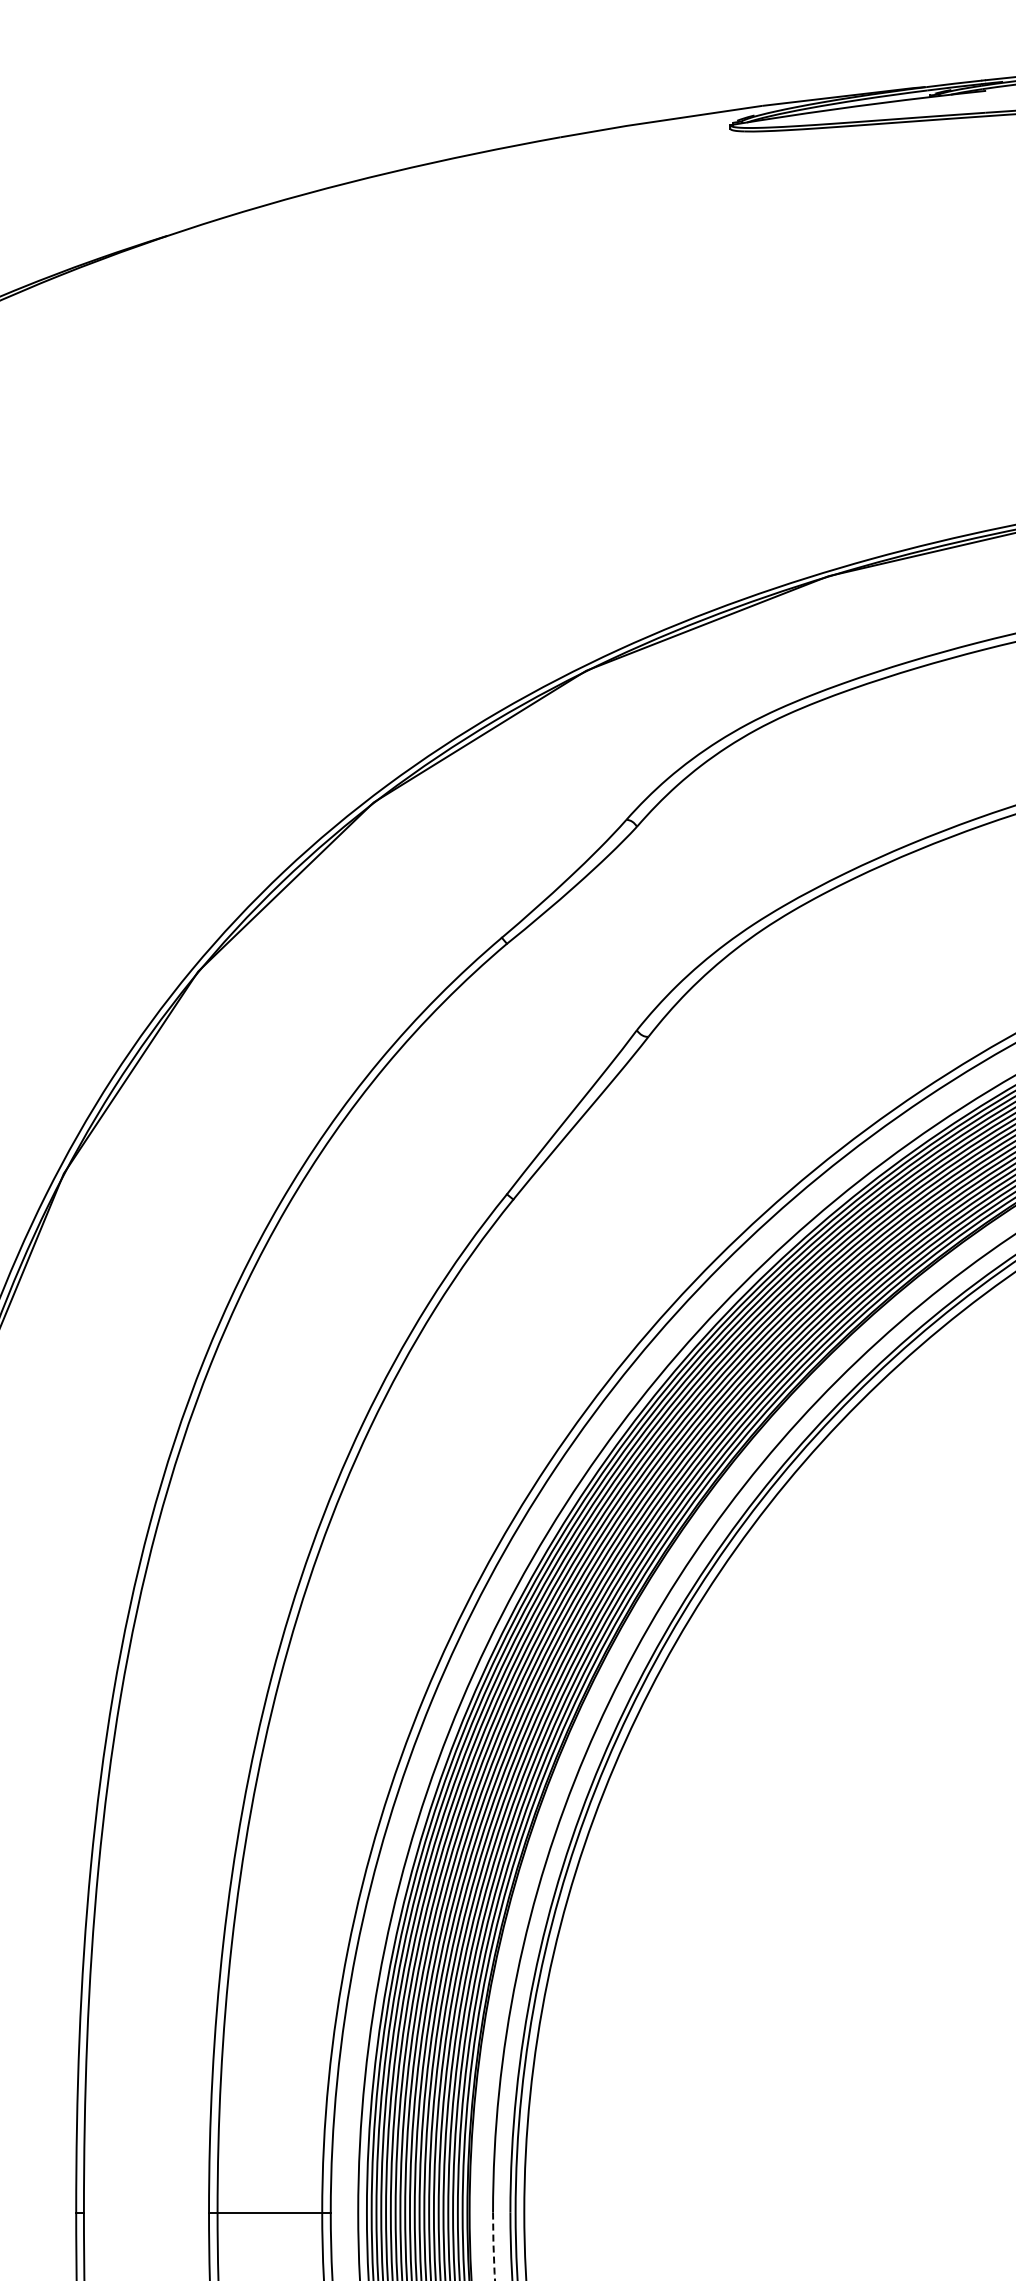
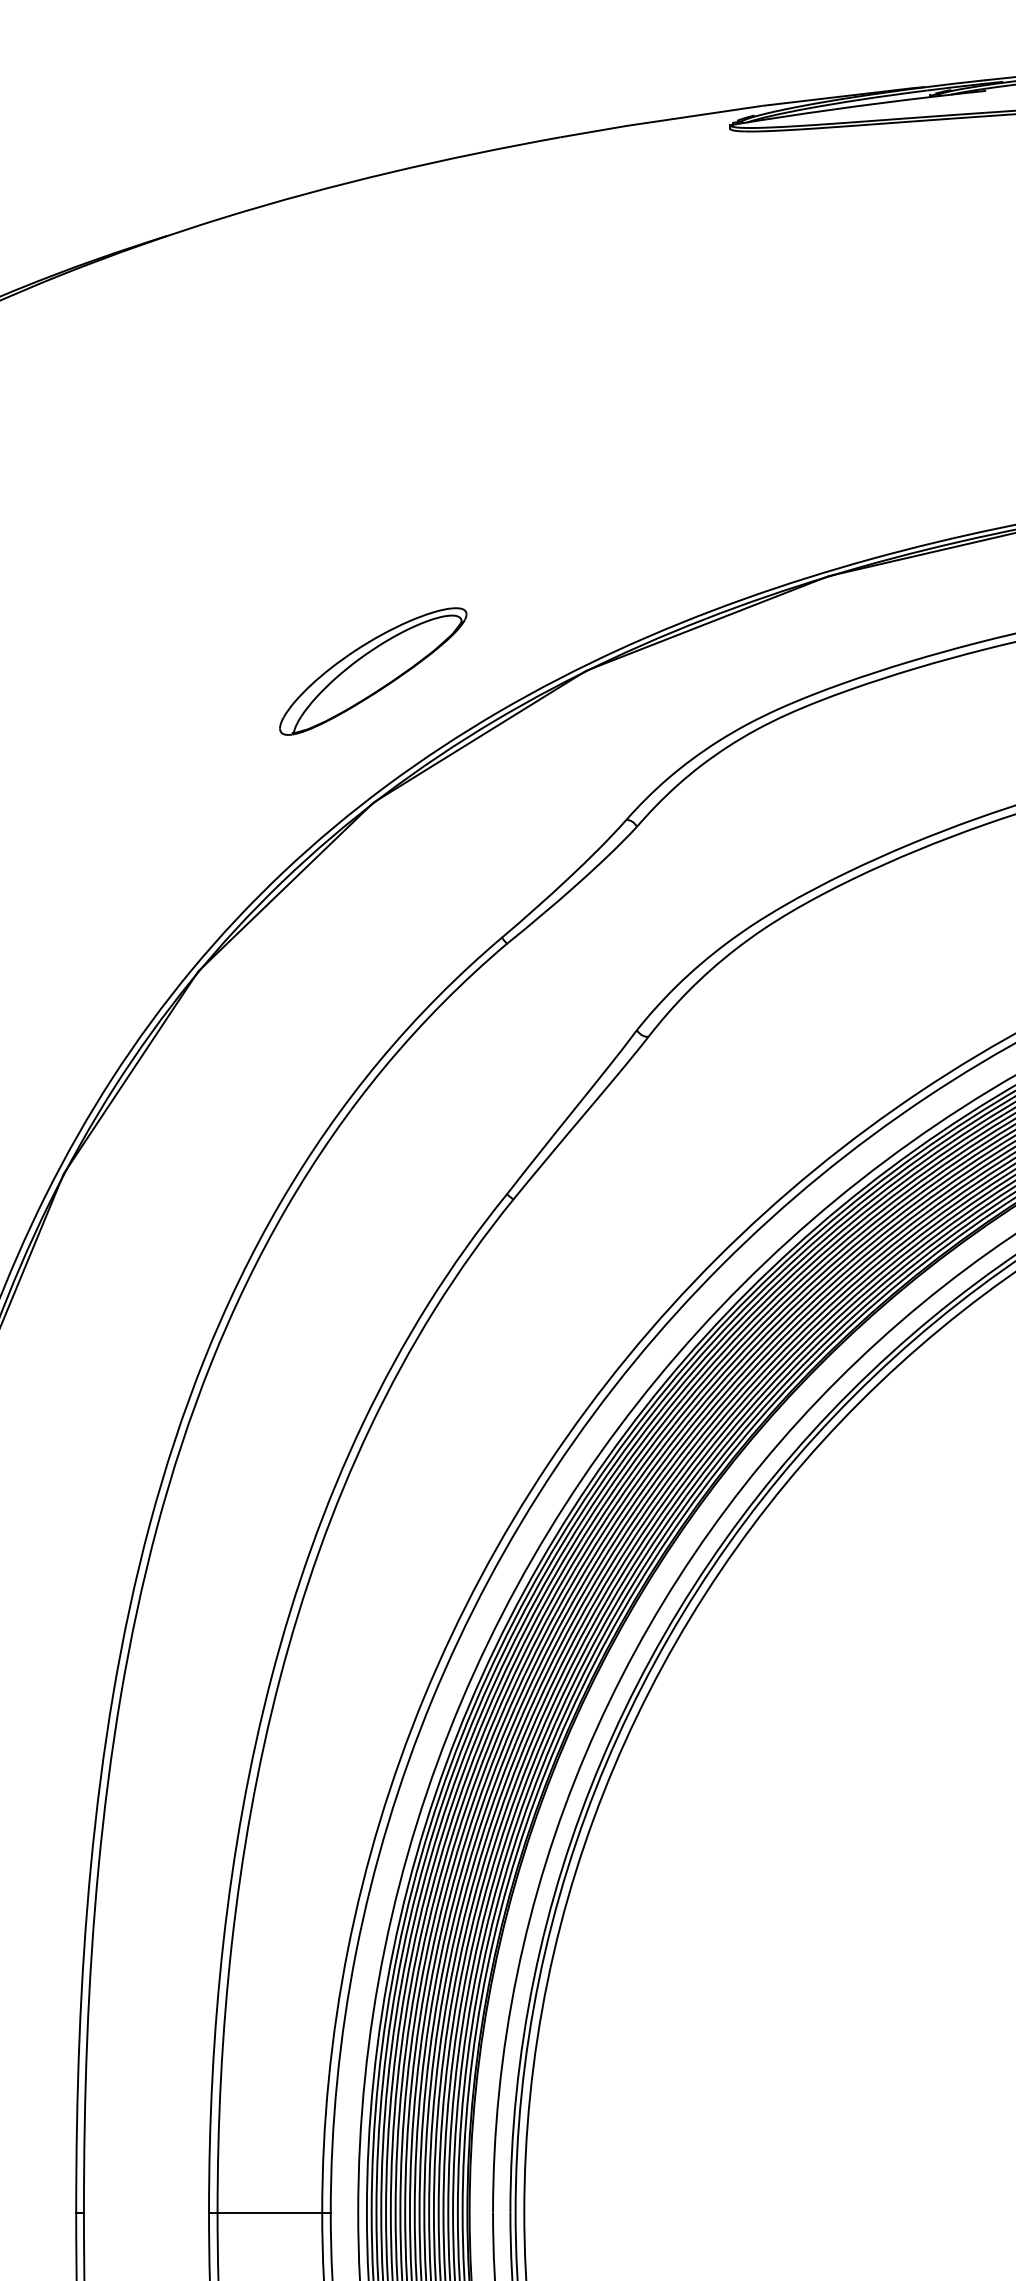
part: none -> present (373, 671)
arc: dashed -> solid (493, 2246)
